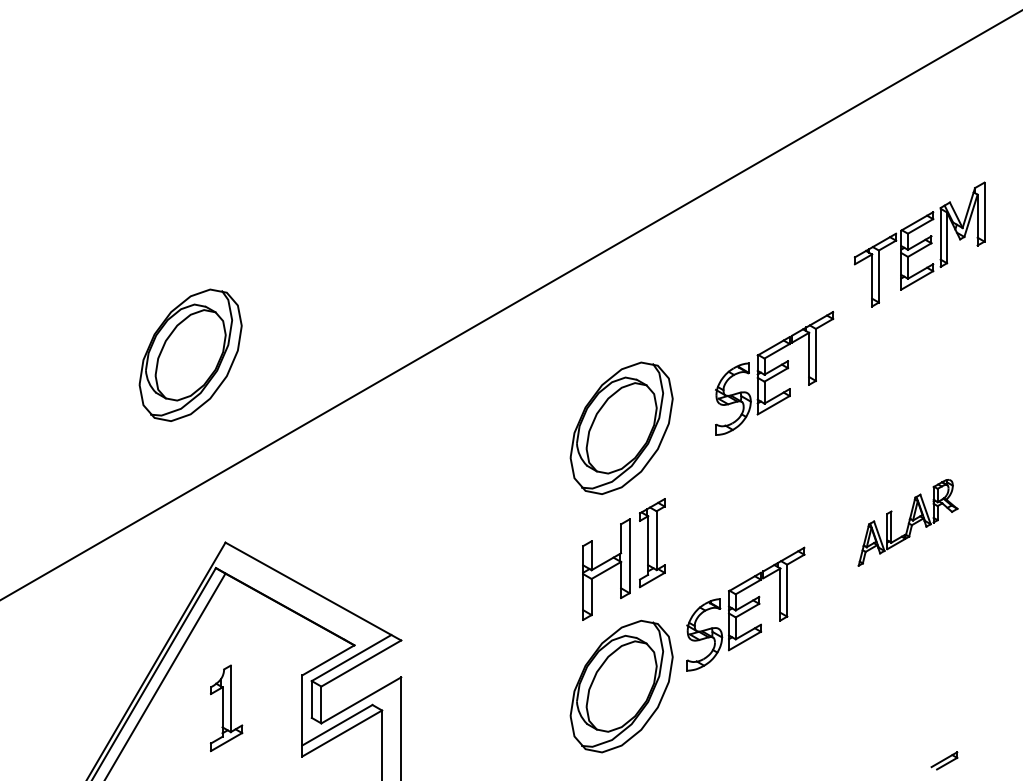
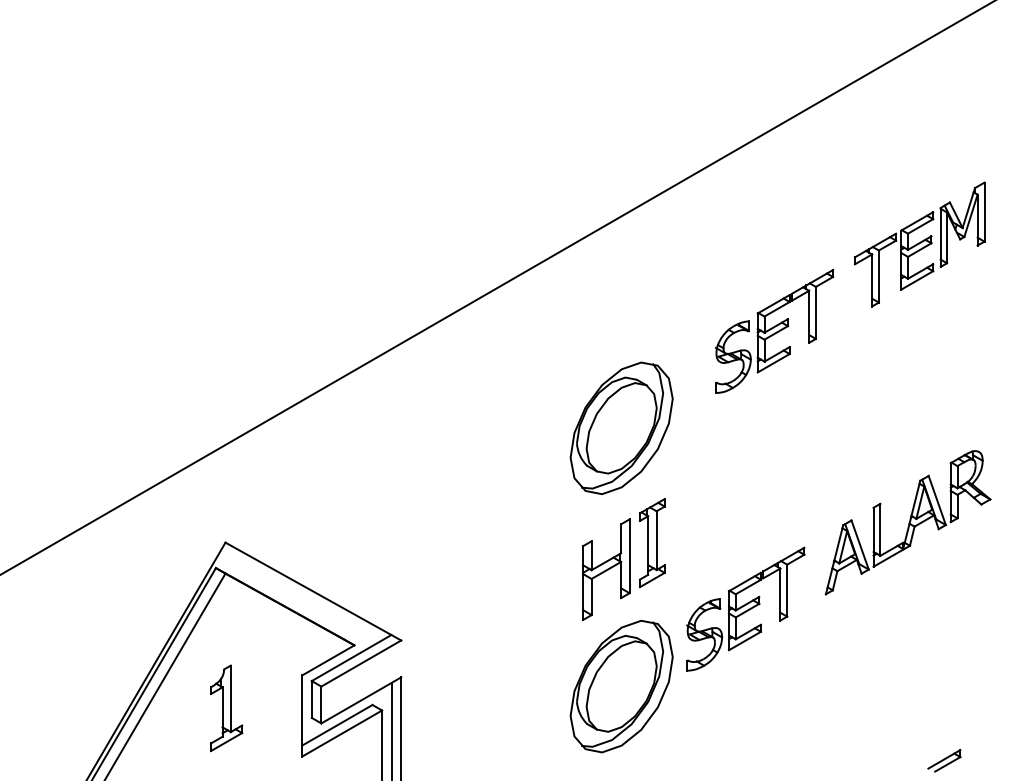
line position: (510, 304) -> (497, 287) (497, 287)
part: present -> none (190, 354)
part position: (774, 373) -> (774, 331) (774, 331)
part size: 102x88 px -> 168x146 px (907, 522)
line: none -> present (391, 729)
part size: 29x20 px -> 35x24 px (944, 760)
